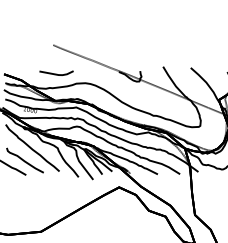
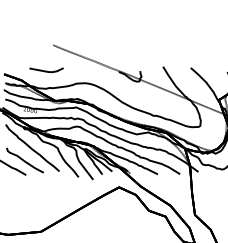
line position: (56, 73) -> (46, 70) (46, 70)
